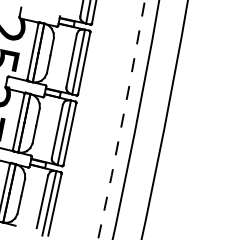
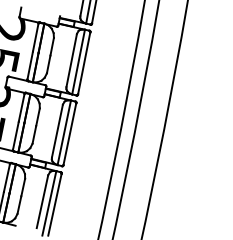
arc: dashed -> solid (122, 120)
